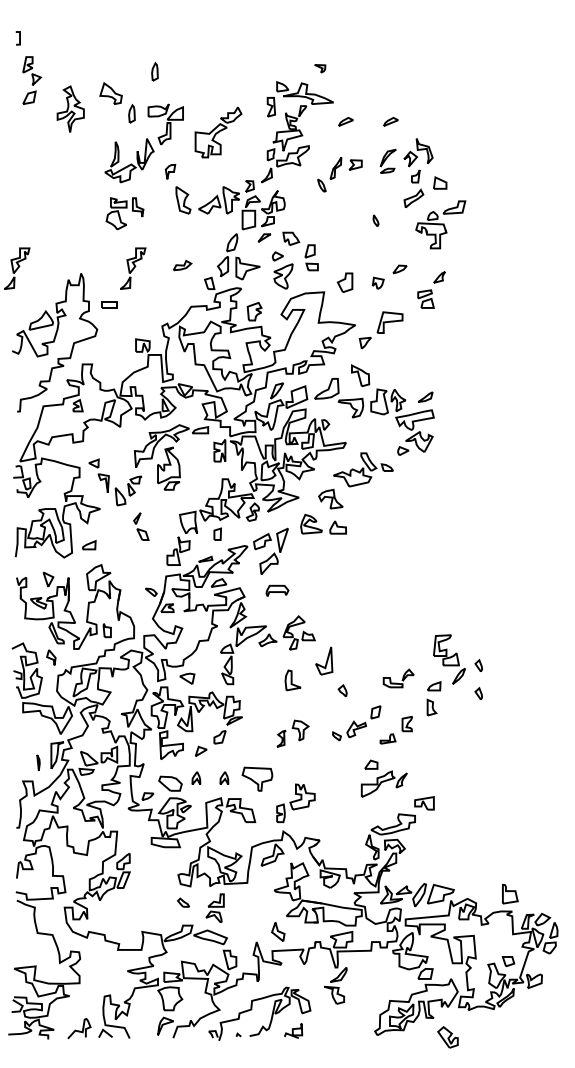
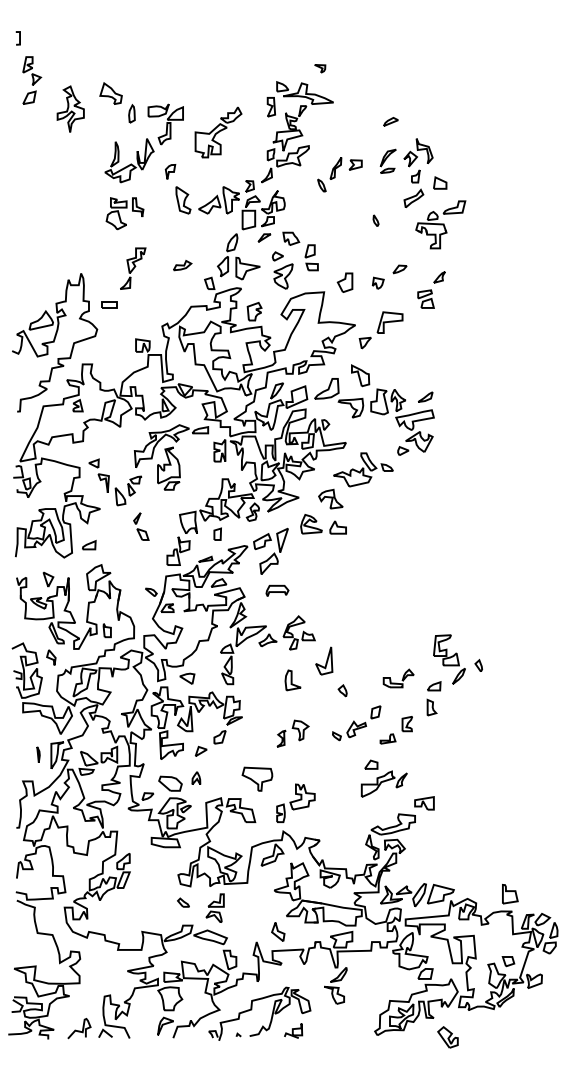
part: present -> none (154, 71)
part: present -> none (345, 121)
part: present -> none (17, 268)
part: present -> none (478, 693)
part position: (38, 762) -> (38, 754) (38, 754)
part: present -> none (224, 777)
